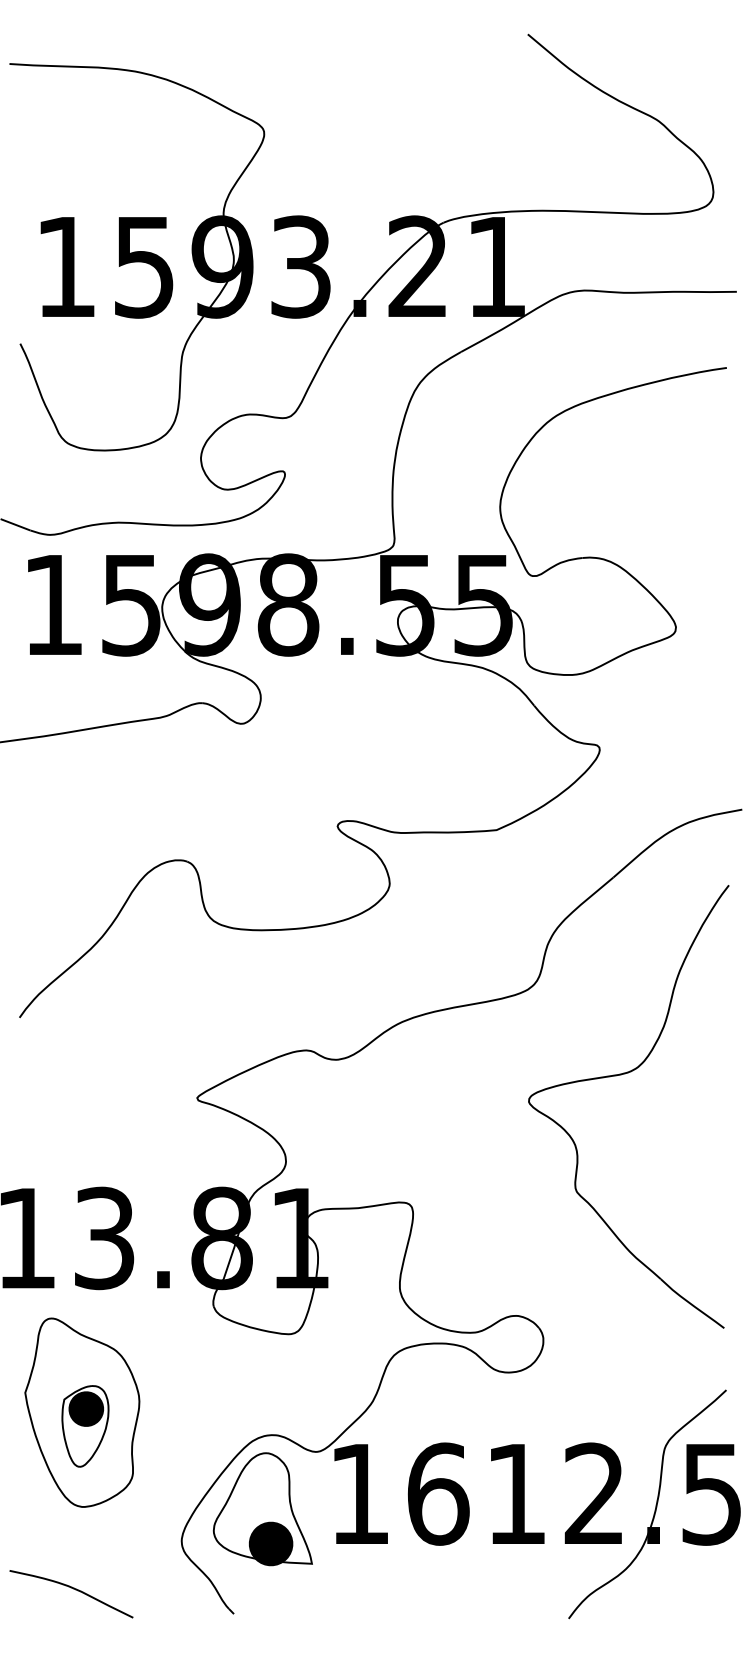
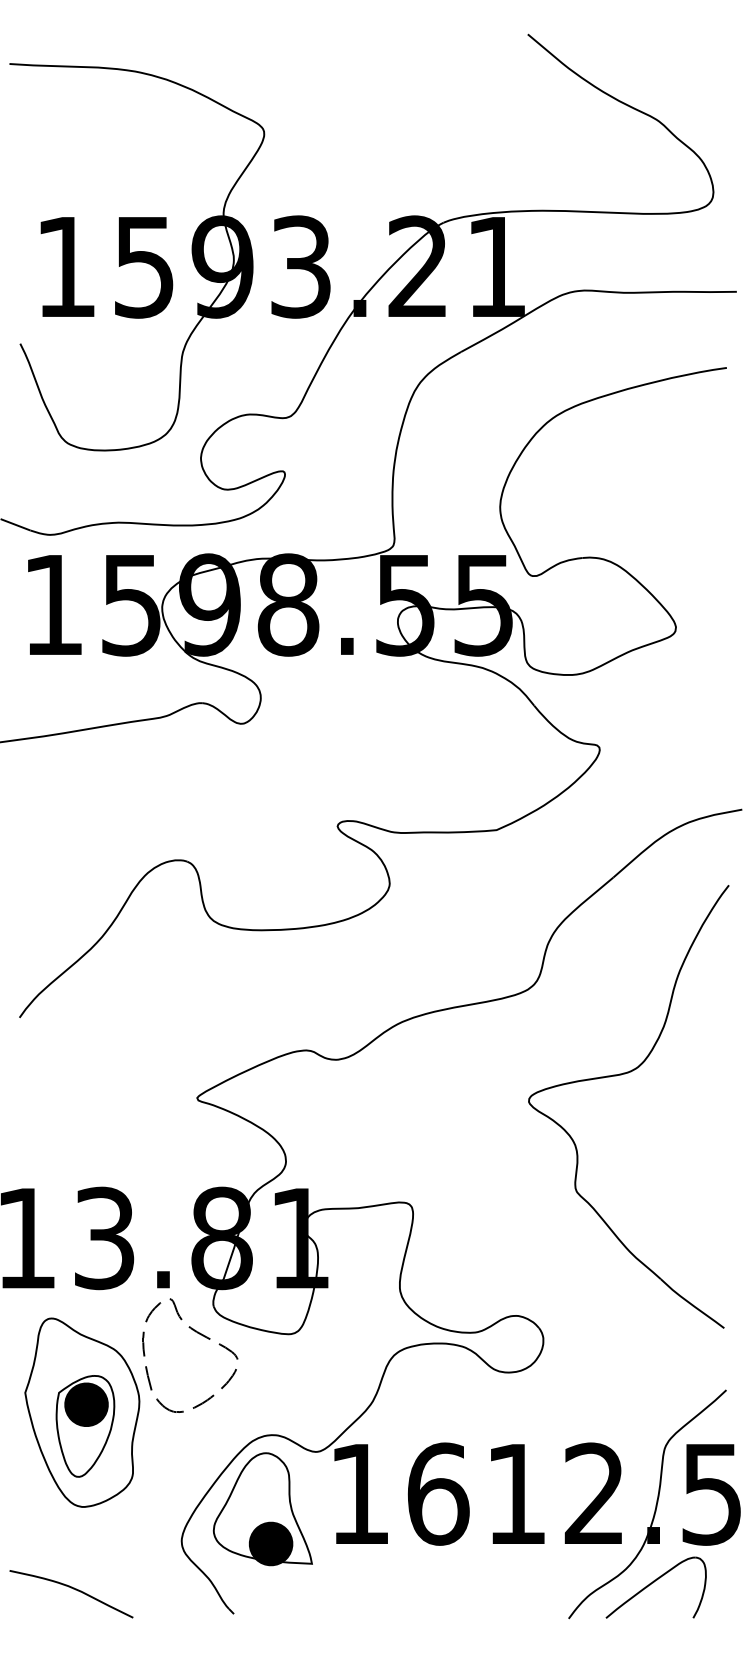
part: none -> present (202, 1336)
part size: 49x83 px -> 61x103 px (85, 1426)
part: none -> present (655, 1587)
